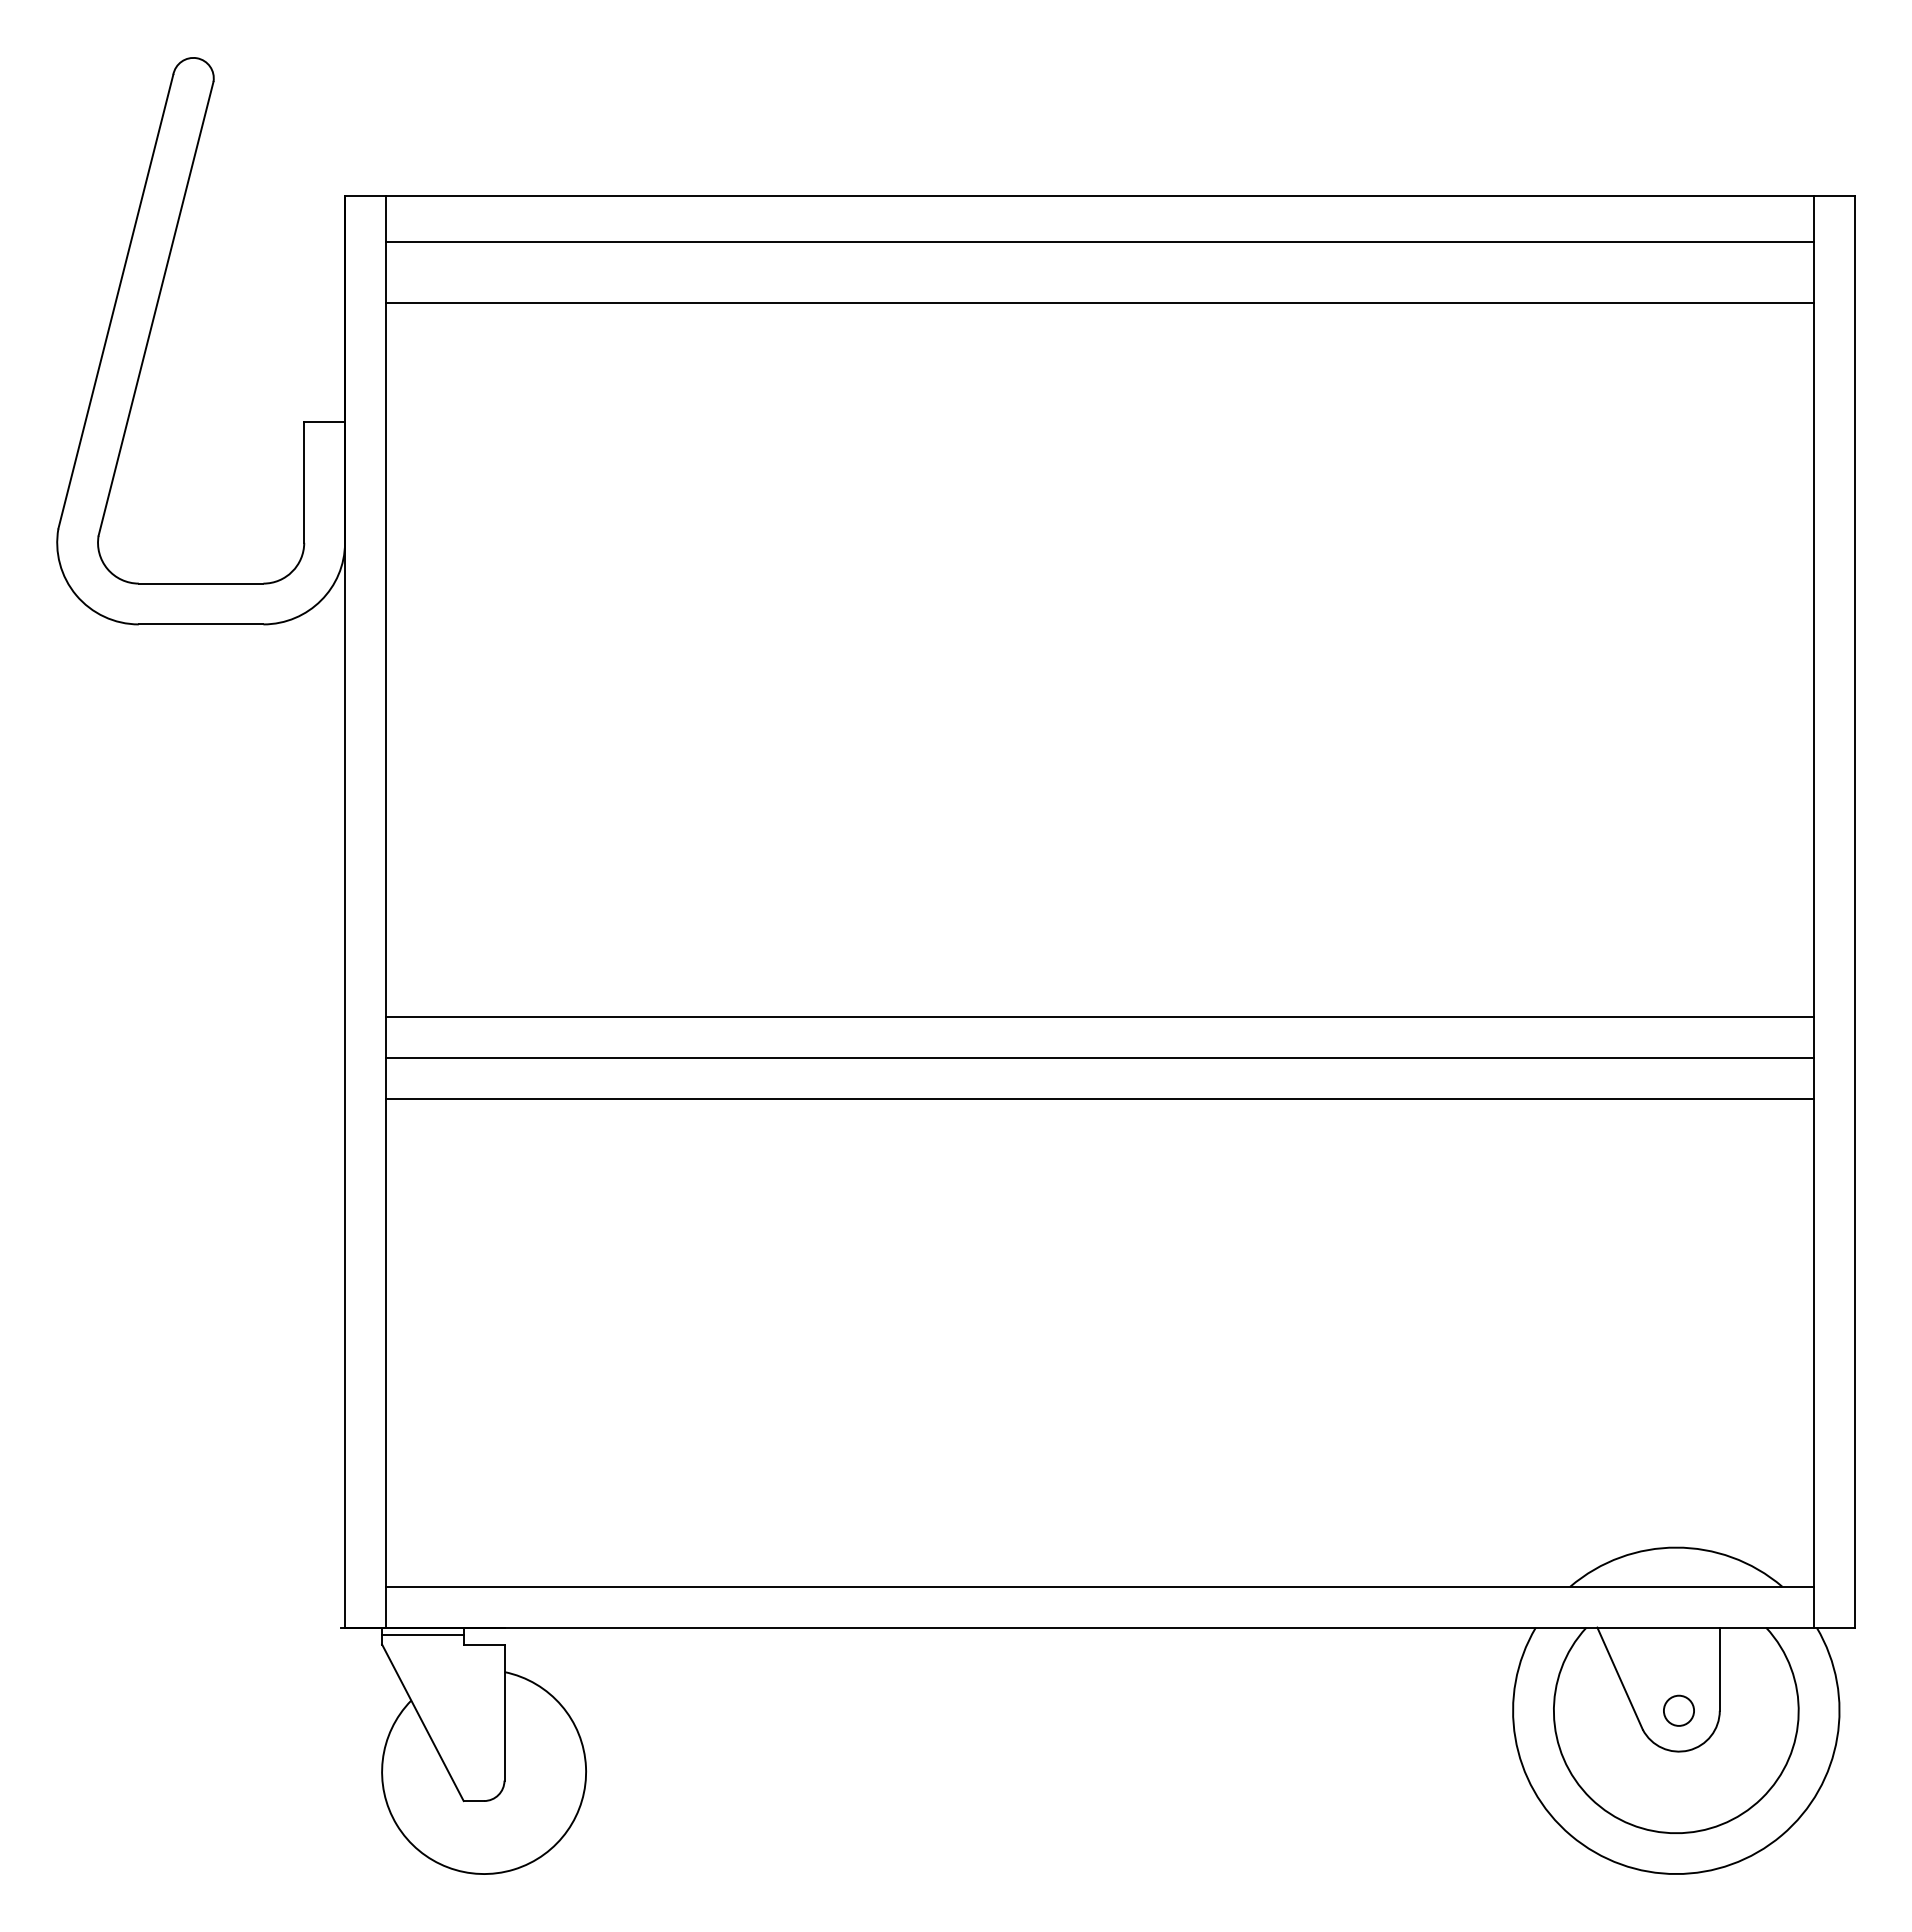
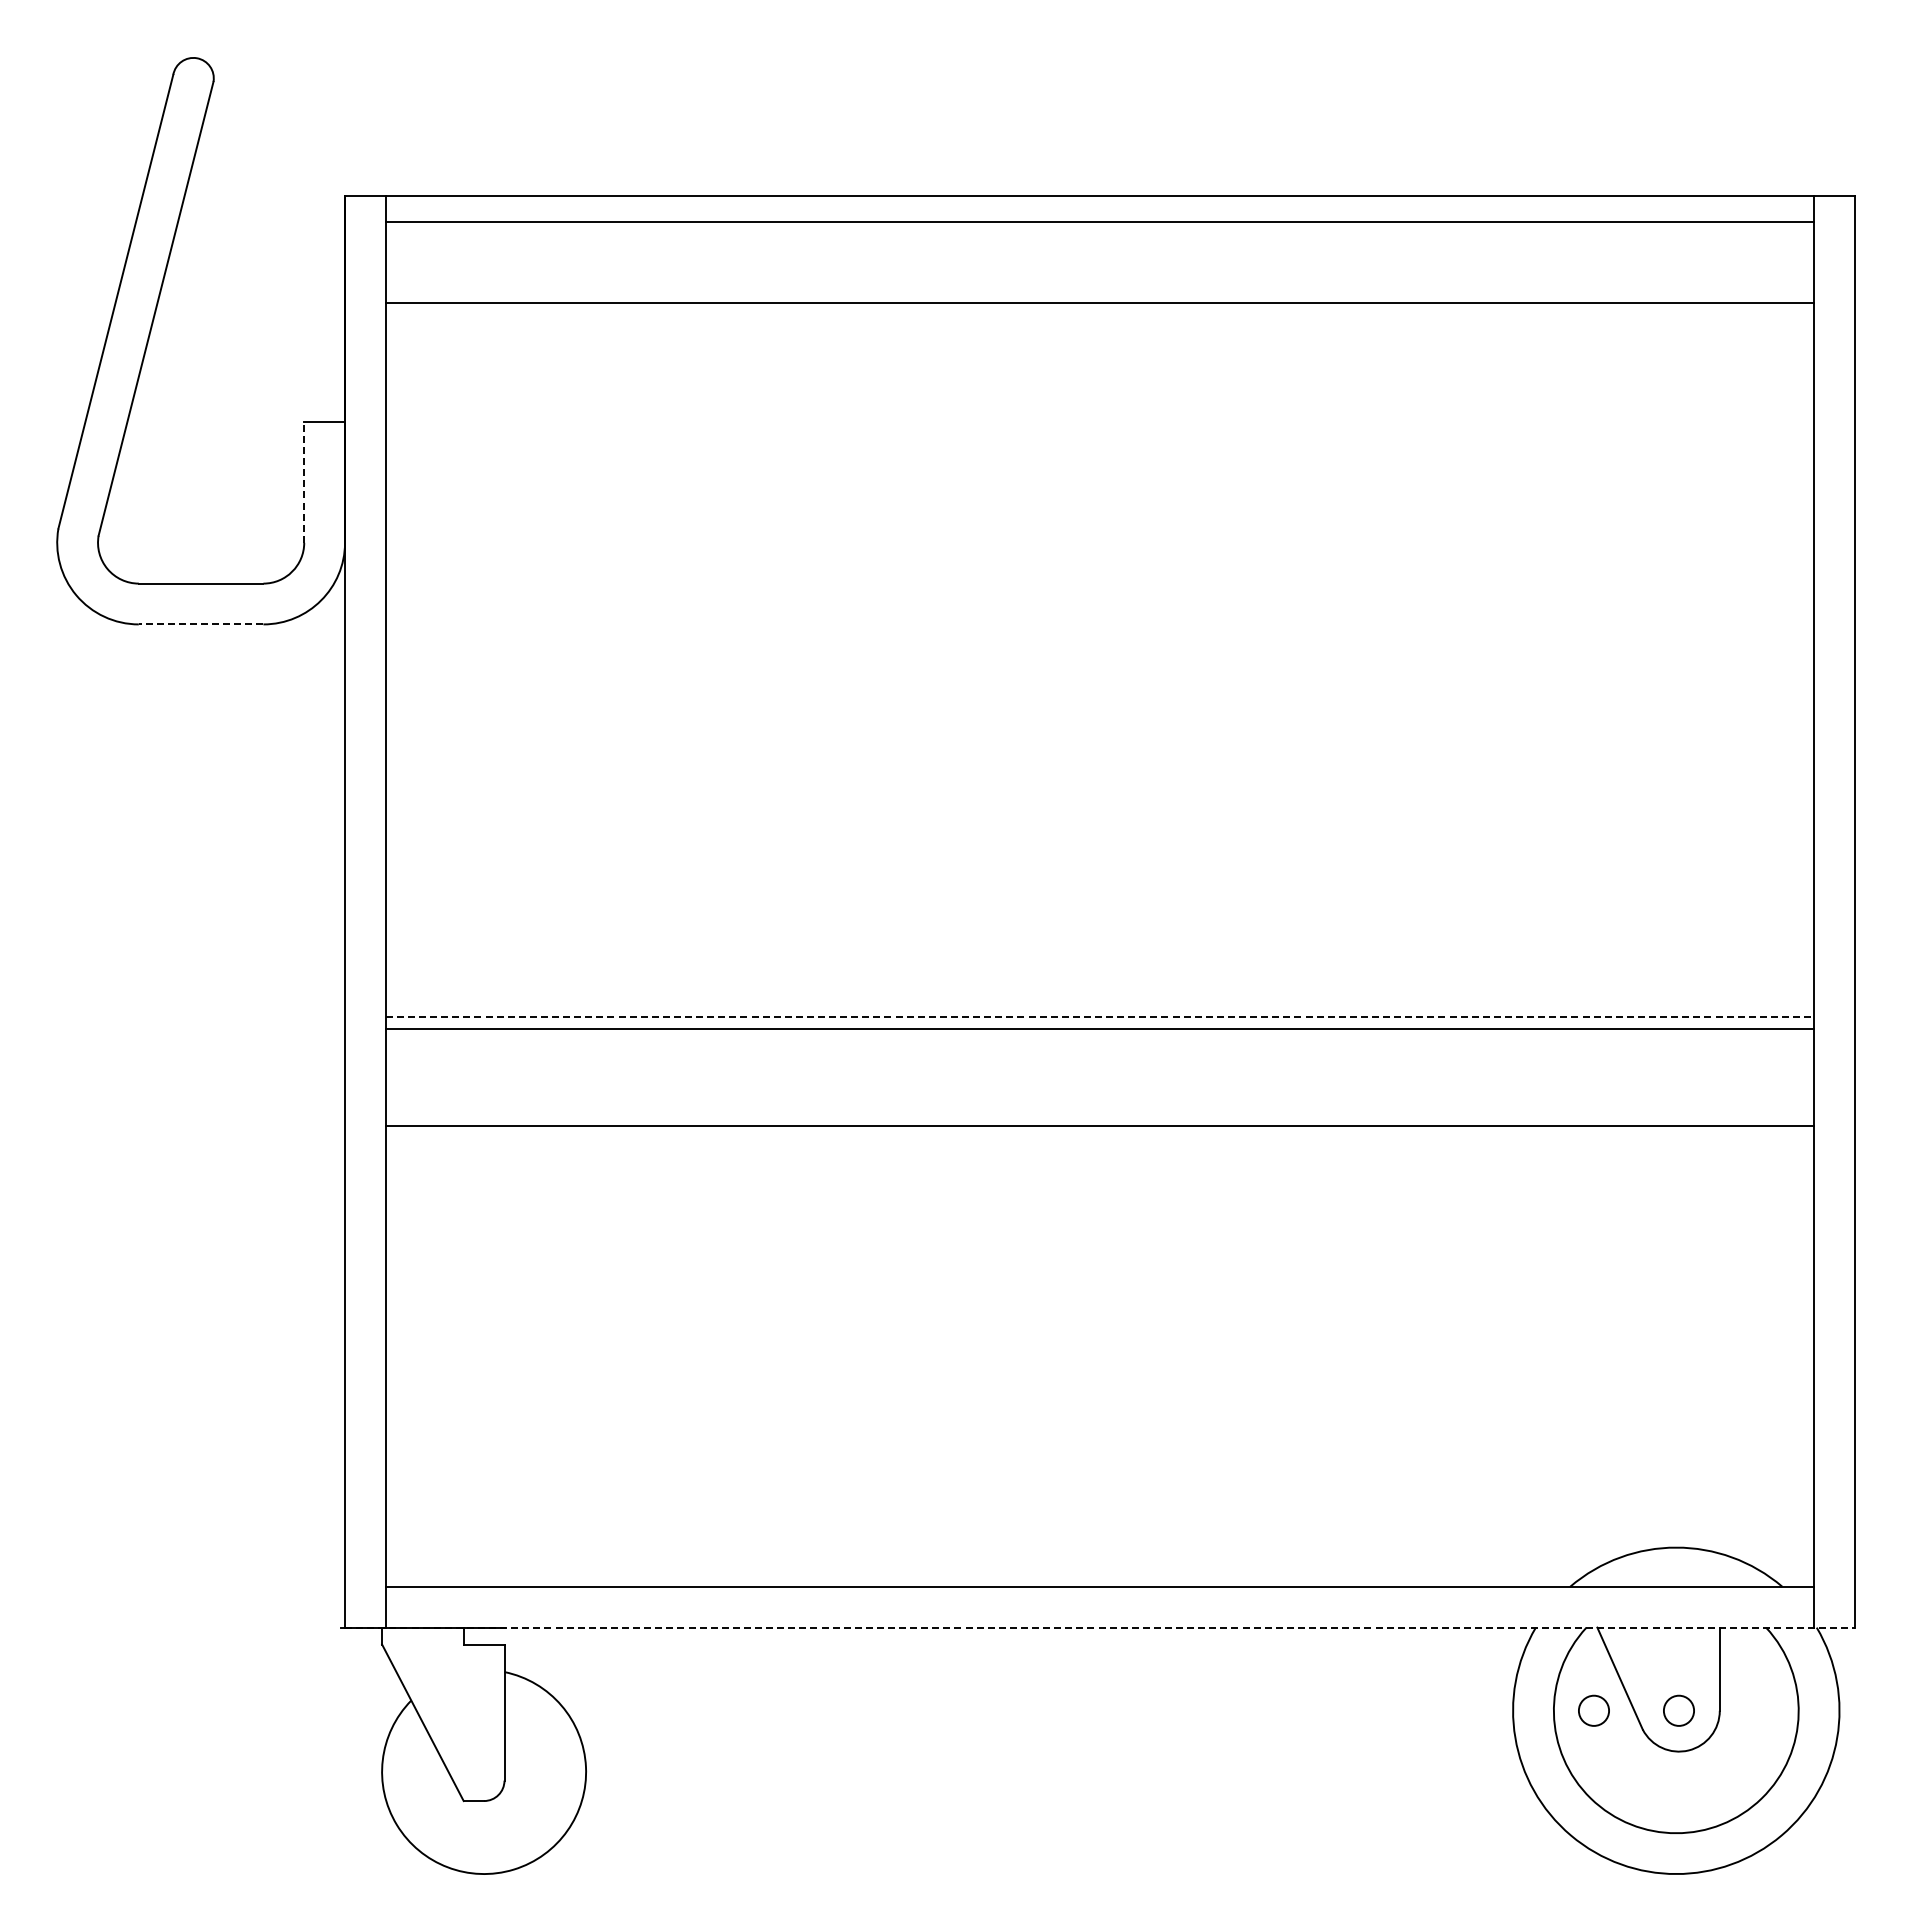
line position: (1099, 241) -> (1099, 221) (1099, 221)
line: solid -> dashed (304, 481)
line: solid -> dashed (200, 624)
line: solid -> dashed (1100, 1017)
line position: (1099, 1057) -> (1099, 1028) (1099, 1028)
line position: (1099, 1098) -> (1099, 1125) (1099, 1125)
line: solid -> dashed (1099, 1627)
line: present -> none (422, 1634)
circle: none -> present (1593, 1710)
